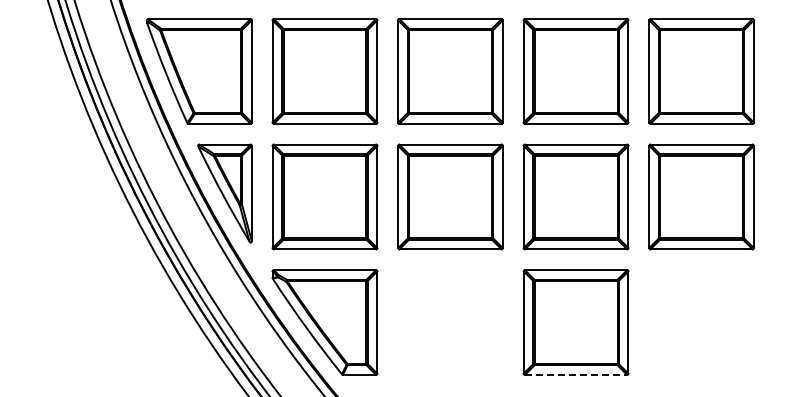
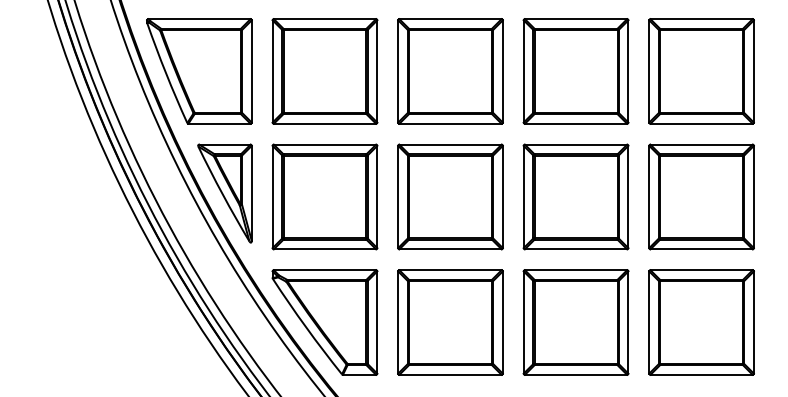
part: none -> present (450, 322)
part: none -> present (701, 322)
line: dashed -> solid (576, 374)
